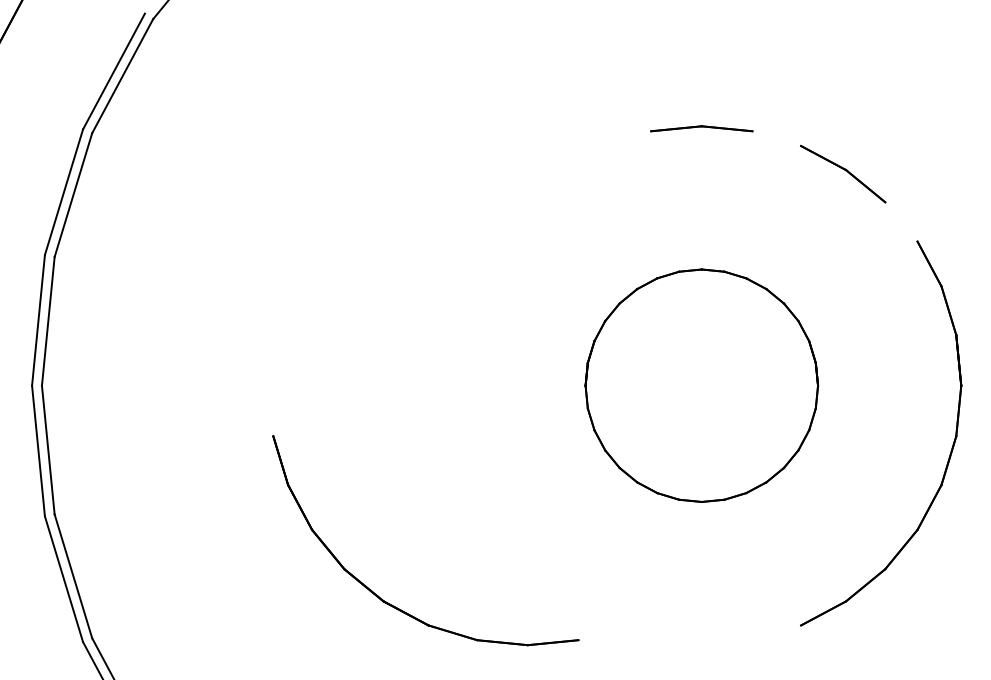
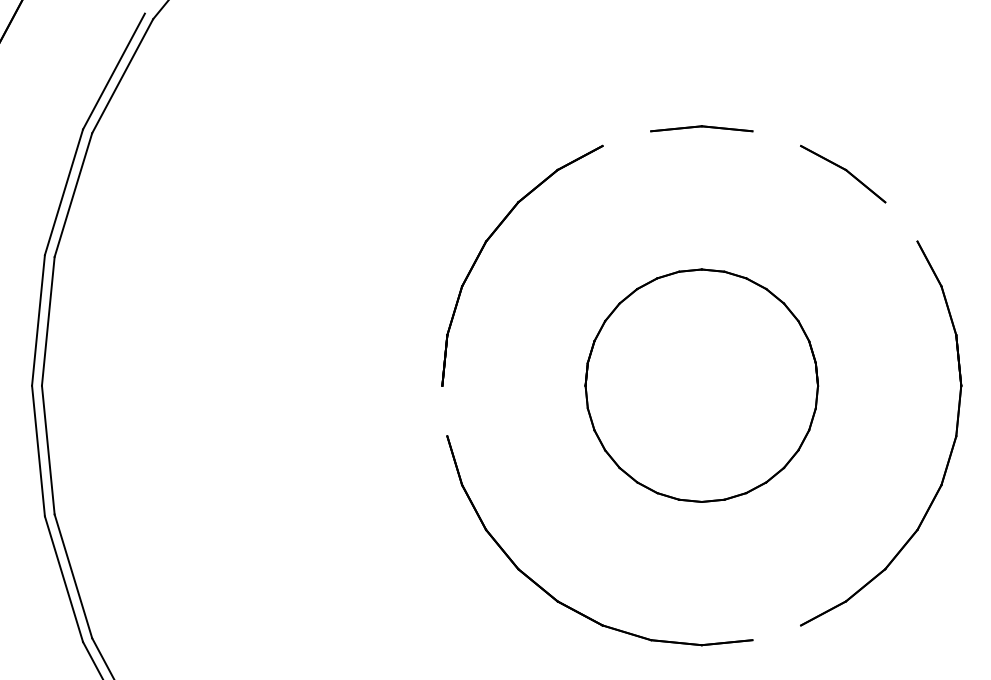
part: none -> present (490, 238)
part position: (390, 603) -> (564, 603) (564, 603)
